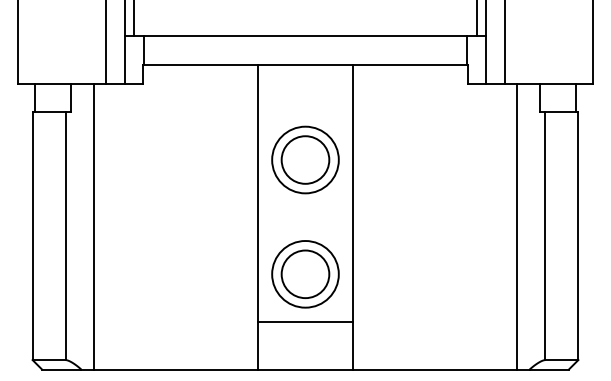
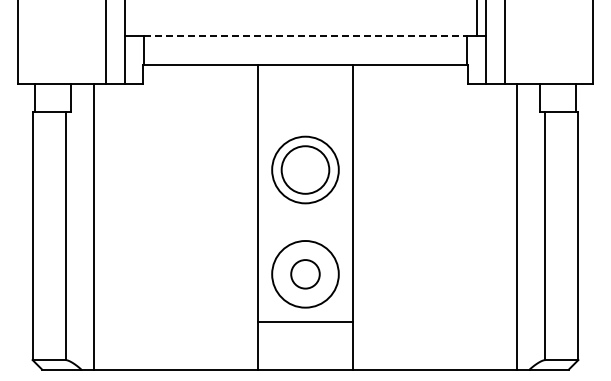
line: present -> none (134, 19)
line: solid -> dashed (305, 36)
part position: (305, 159) -> (305, 169) (305, 169)
circle diameter: 48 px -> 29 px (305, 274)
